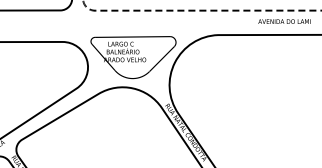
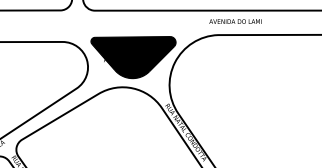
line: dashed -> solid (191, 10)
text position: (284, 21) -> (235, 21) (235, 21)
fill: none -> present (133, 57)
